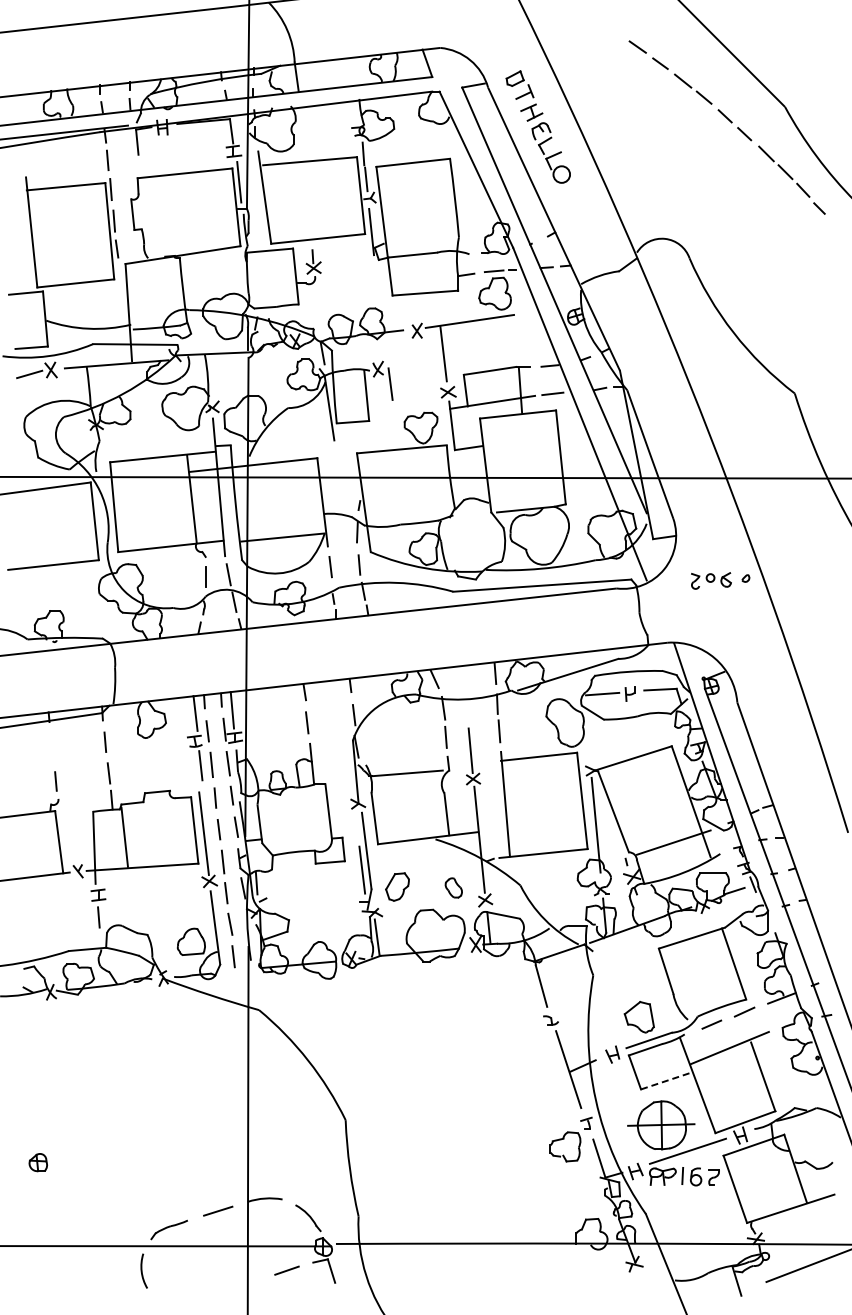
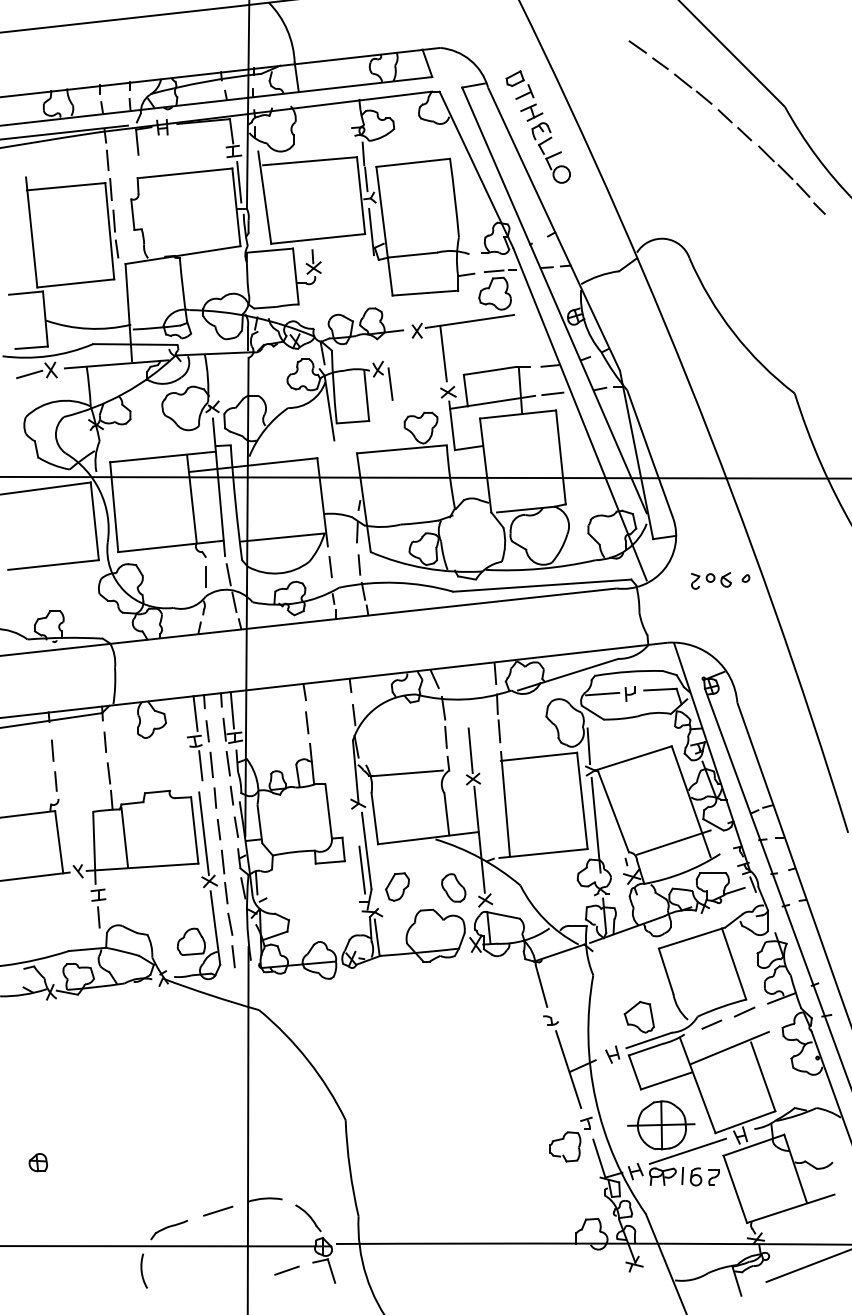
line: none -> present (588, 746)
line: none -> present (52, 750)
part size: 19x22 px -> 26x30 px (453, 887)
line: dashed -> solid (666, 1080)
